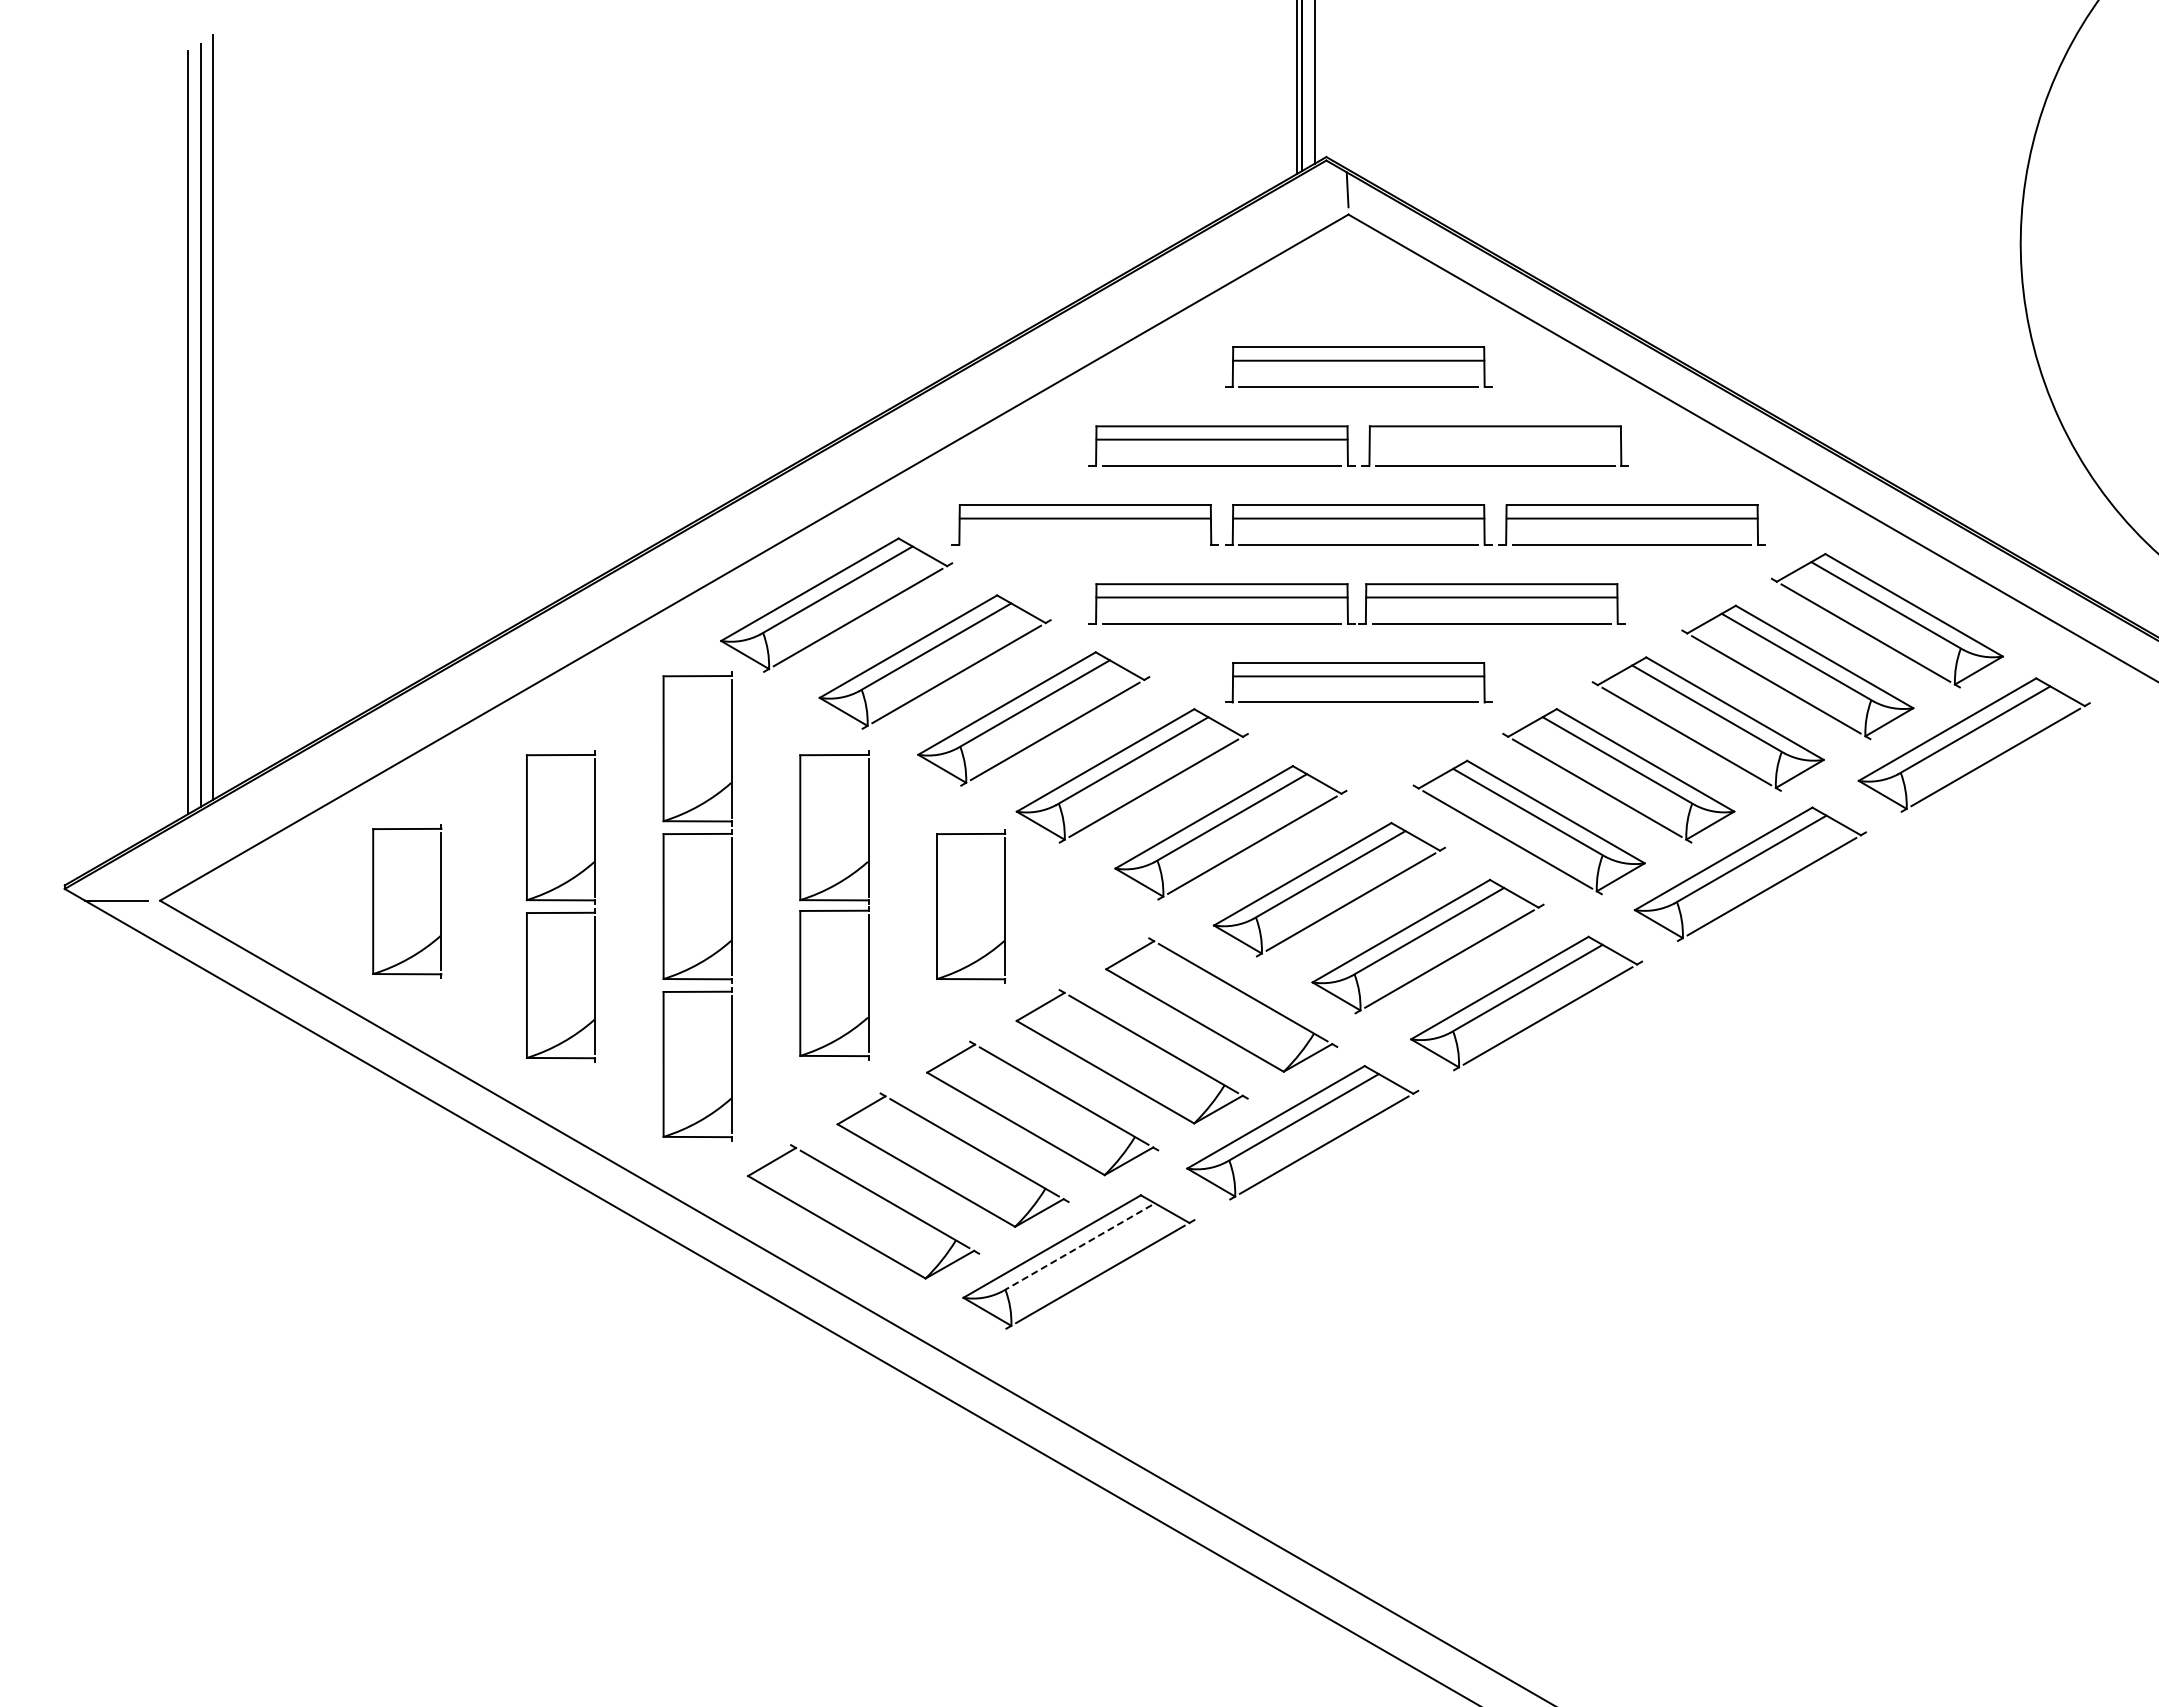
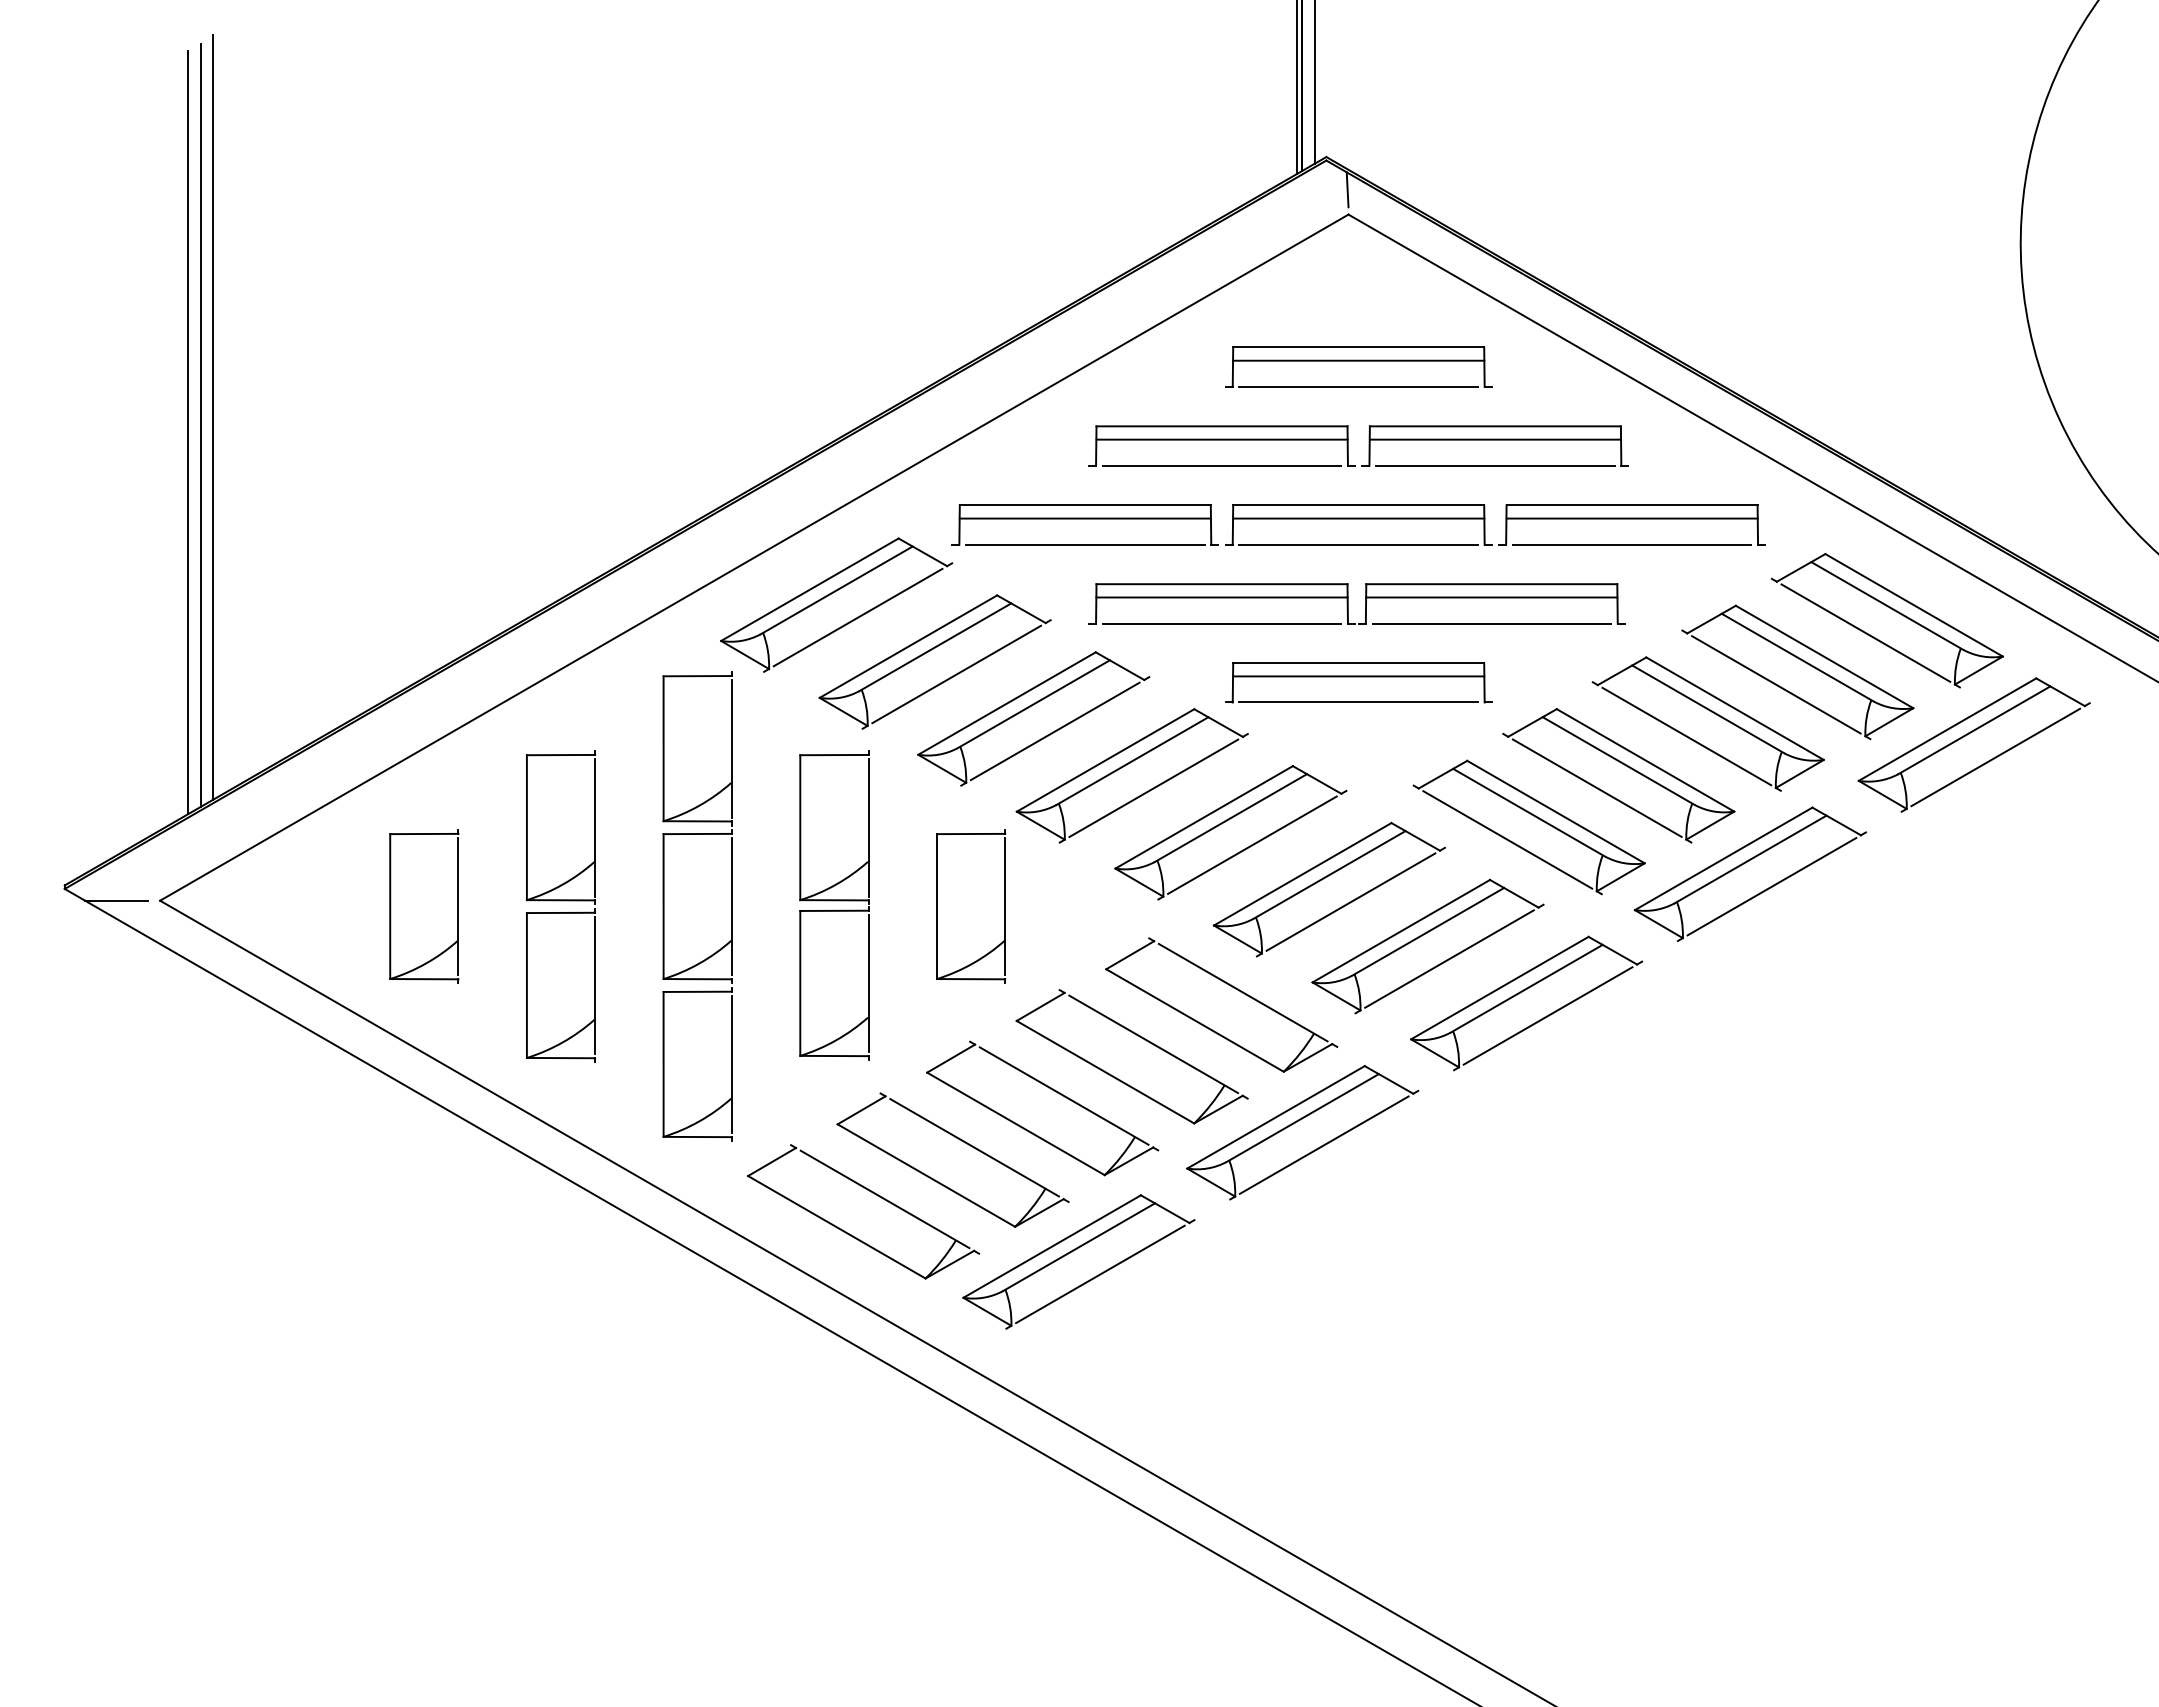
line: none -> present (1495, 439)
line: none -> present (1085, 544)
part position: (374, 901) -> (391, 906) (391, 906)
line: dashed -> solid (1079, 1247)
